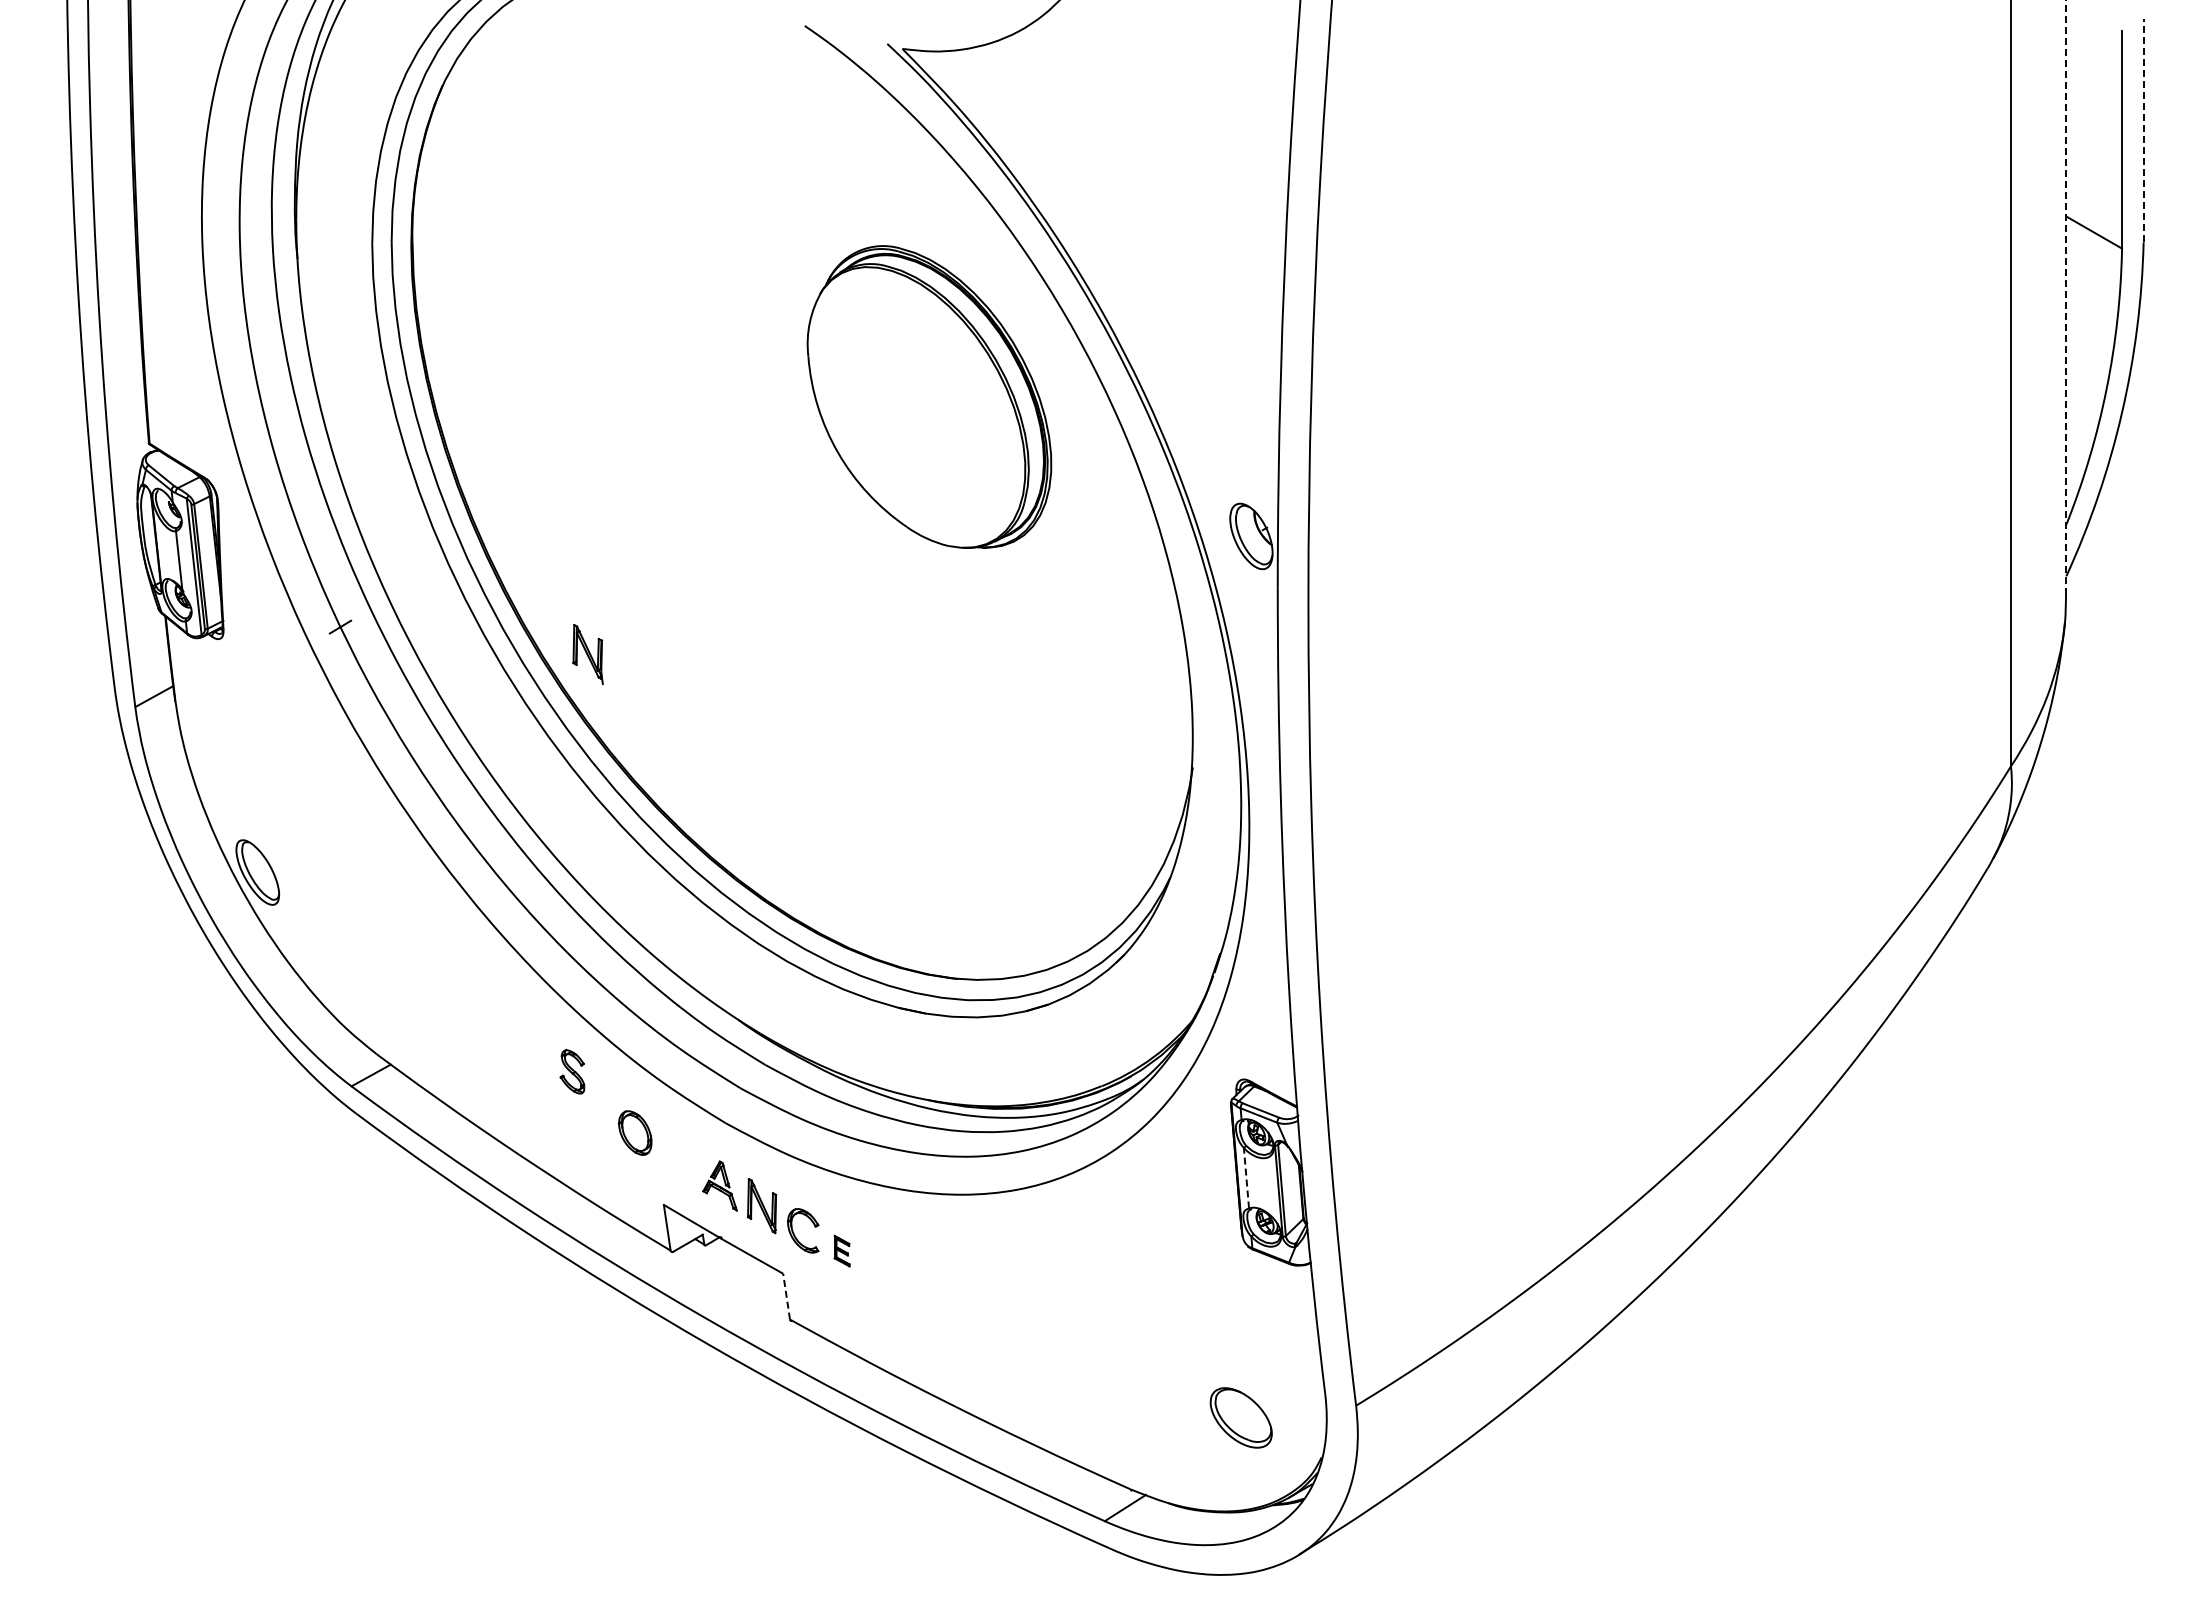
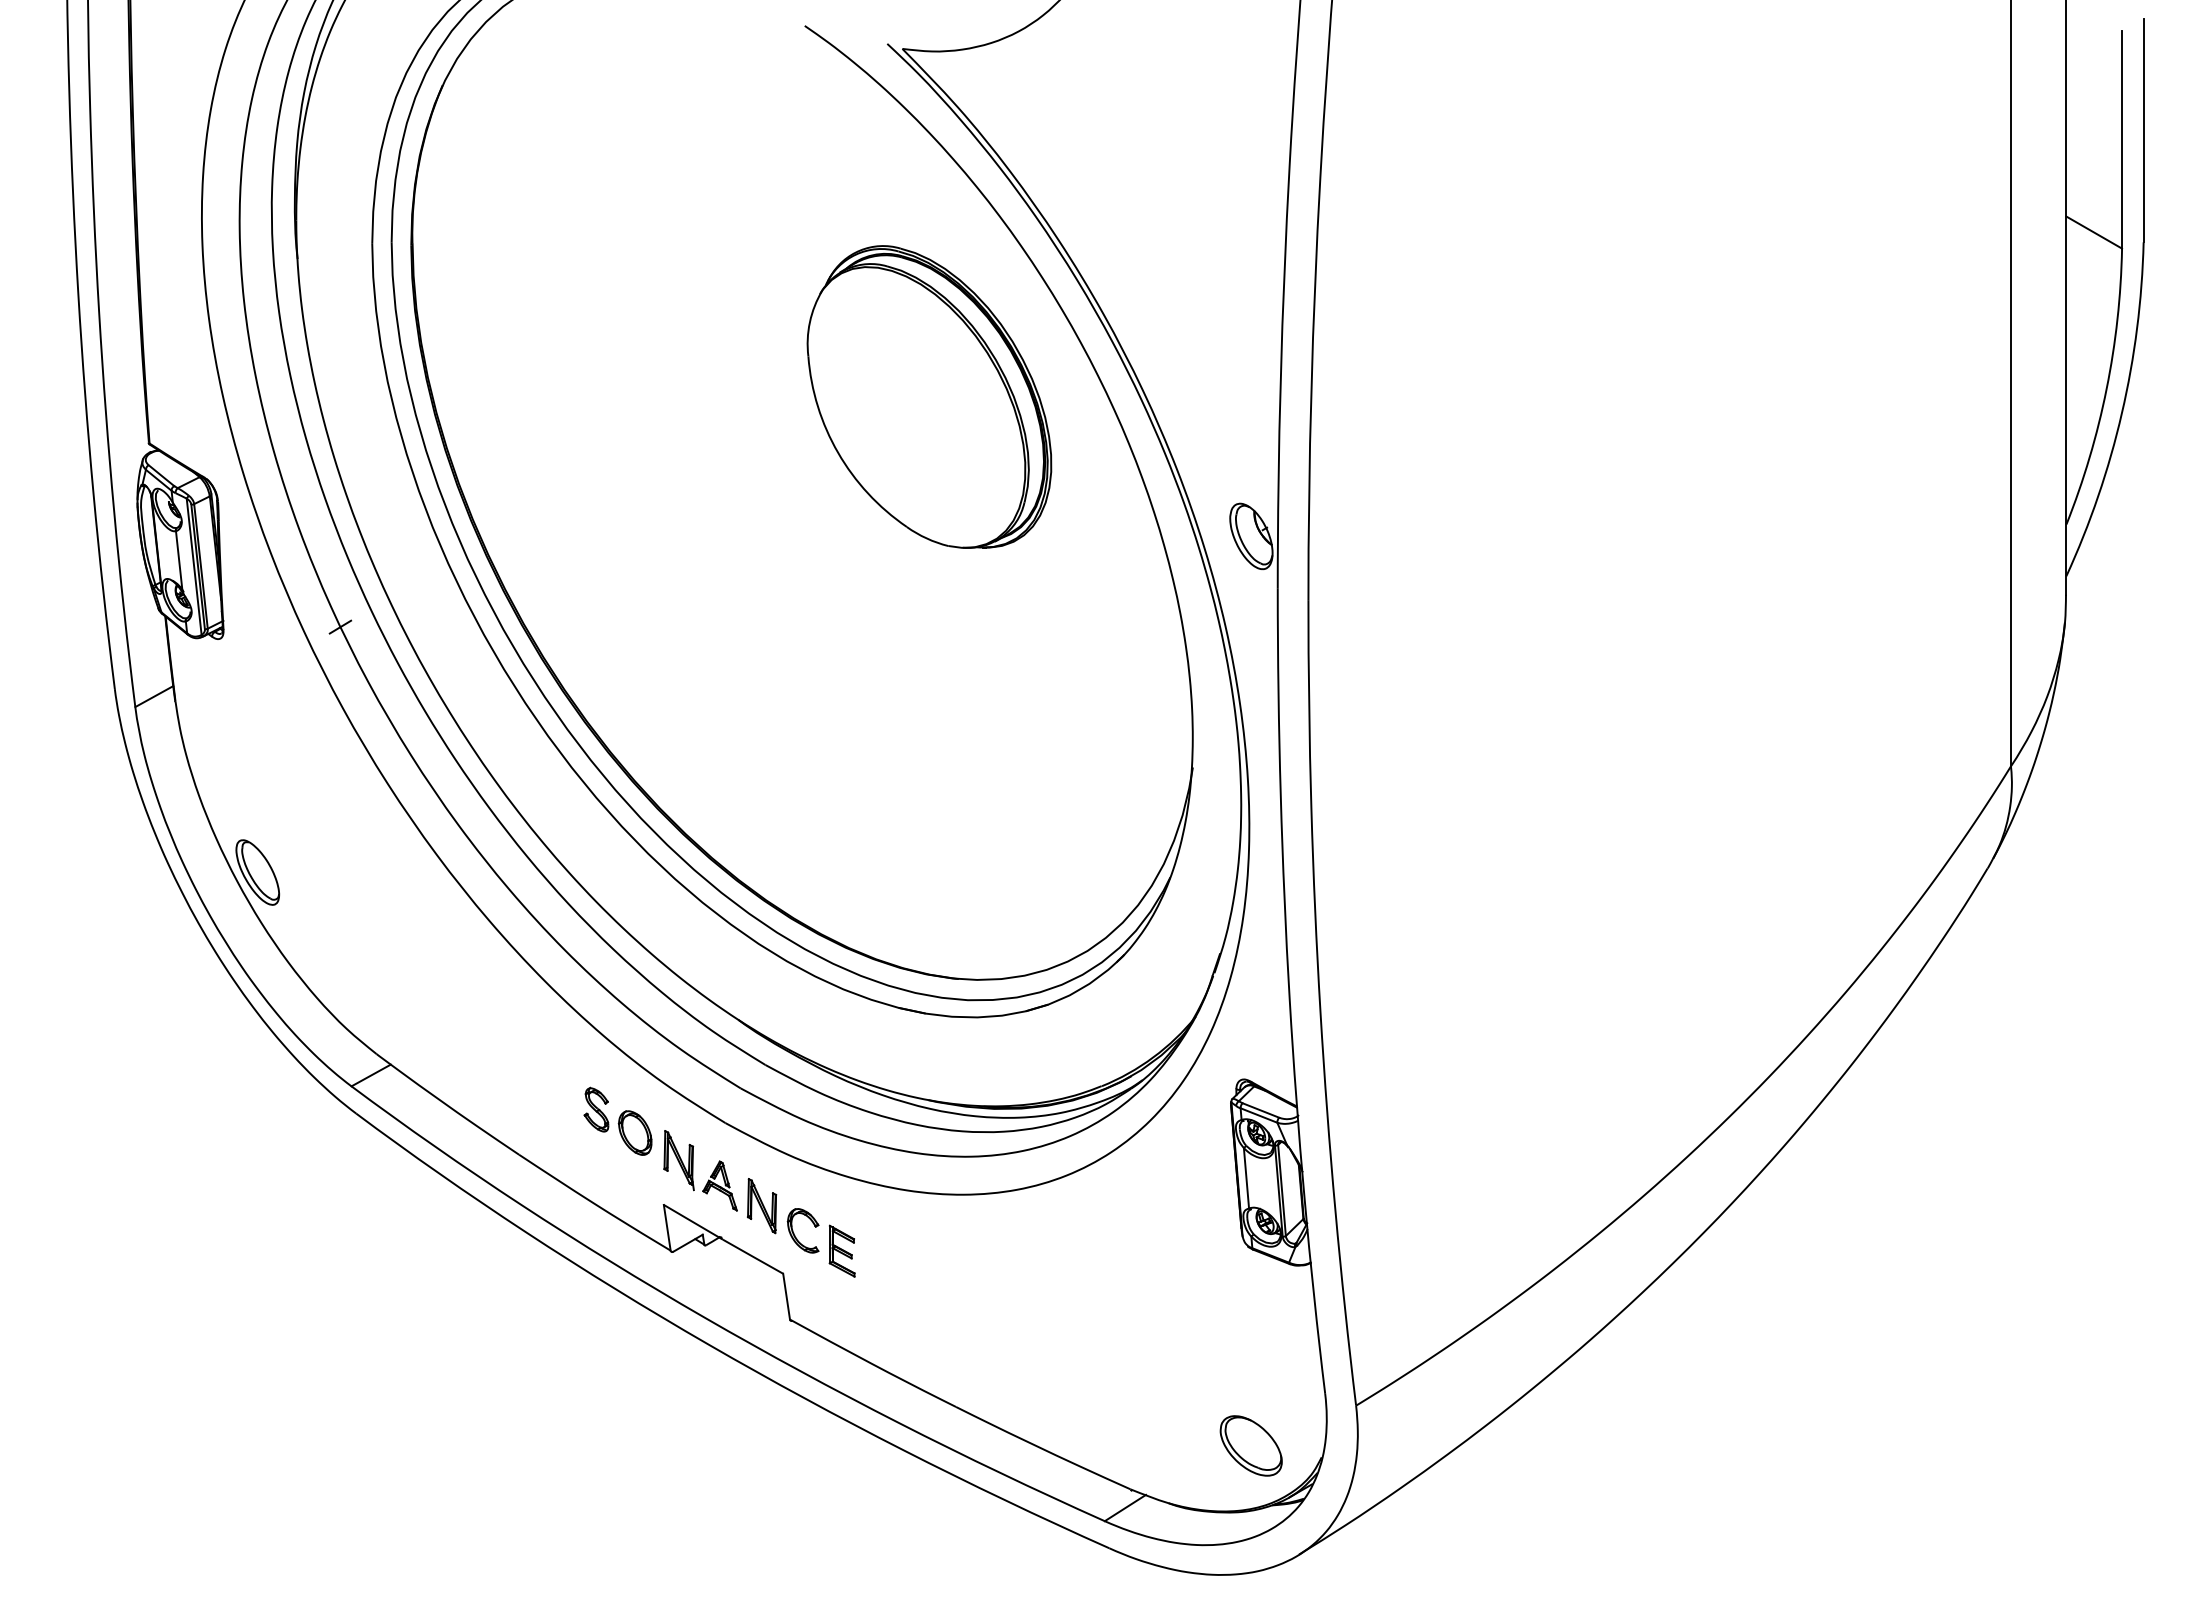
line: dashed -> solid (2143, 130)
line: dashed -> solid (2066, 297)
part position: (587, 654) -> (678, 1160) (678, 1160)
part position: (572, 1071) -> (596, 1109) (596, 1109)
line: dashed -> solid (1246, 1177)
part size: 18x34 px -> 28x54 px (841, 1250)
line: dashed -> solid (786, 1296)
part position: (1240, 1417) -> (1250, 1445) (1250, 1445)
